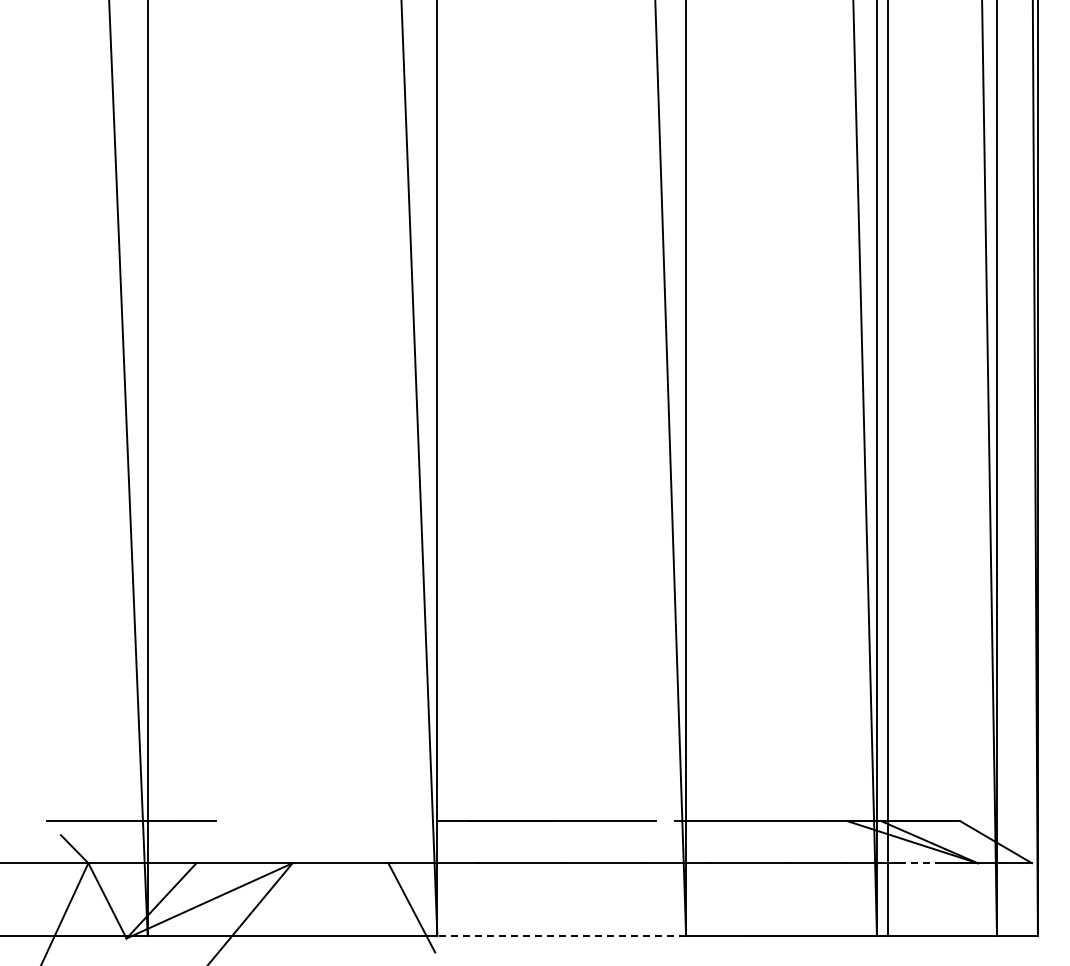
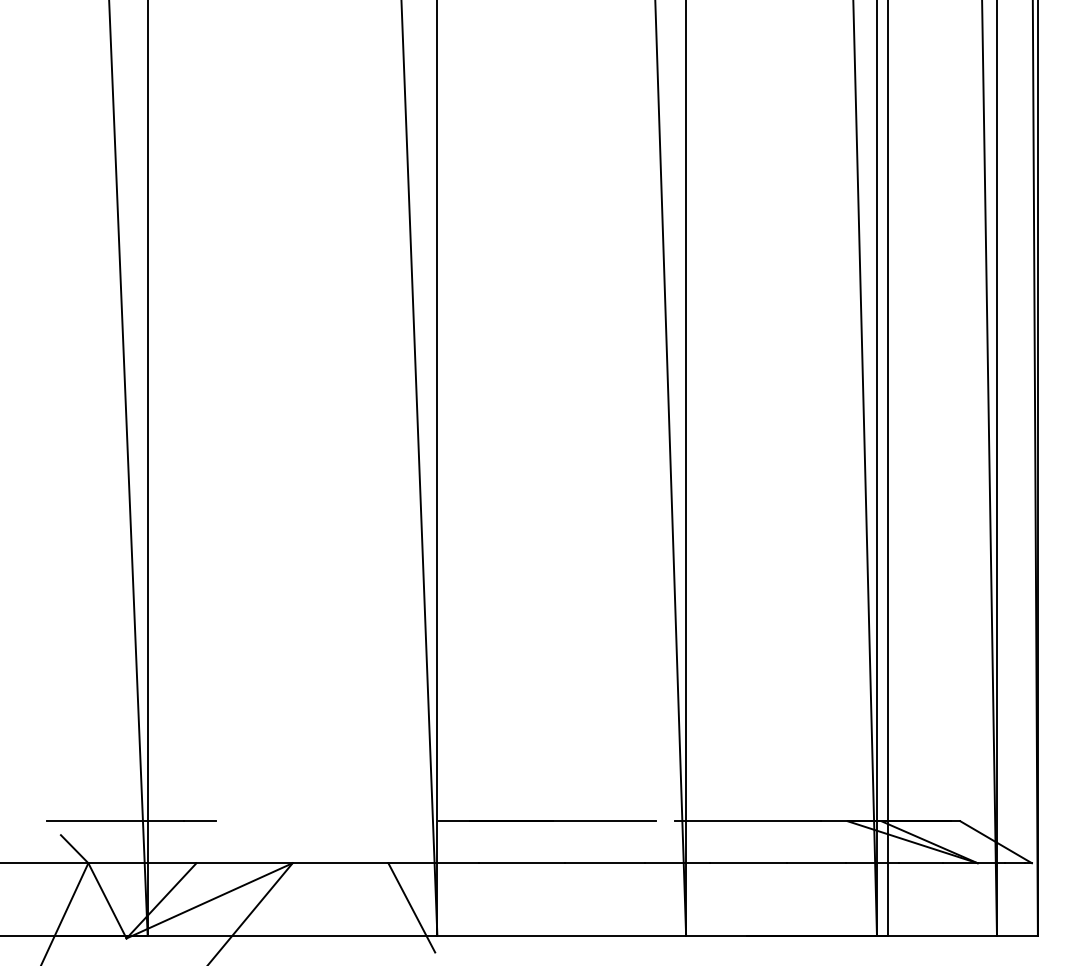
line: dashed -> solid (921, 863)
line: dashed -> solid (561, 935)
